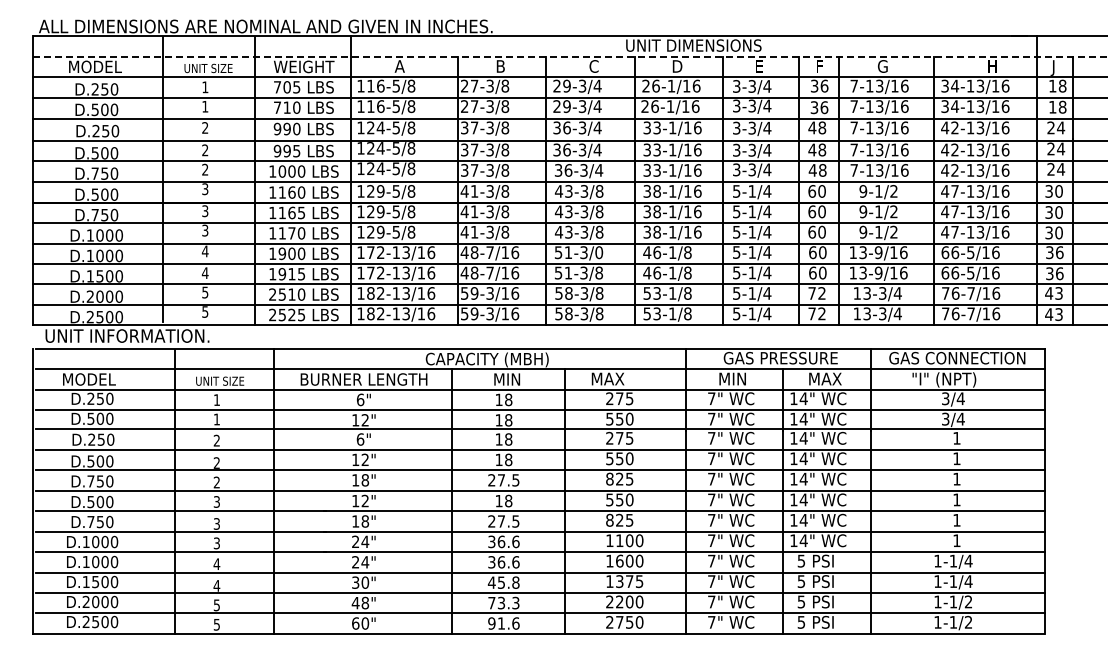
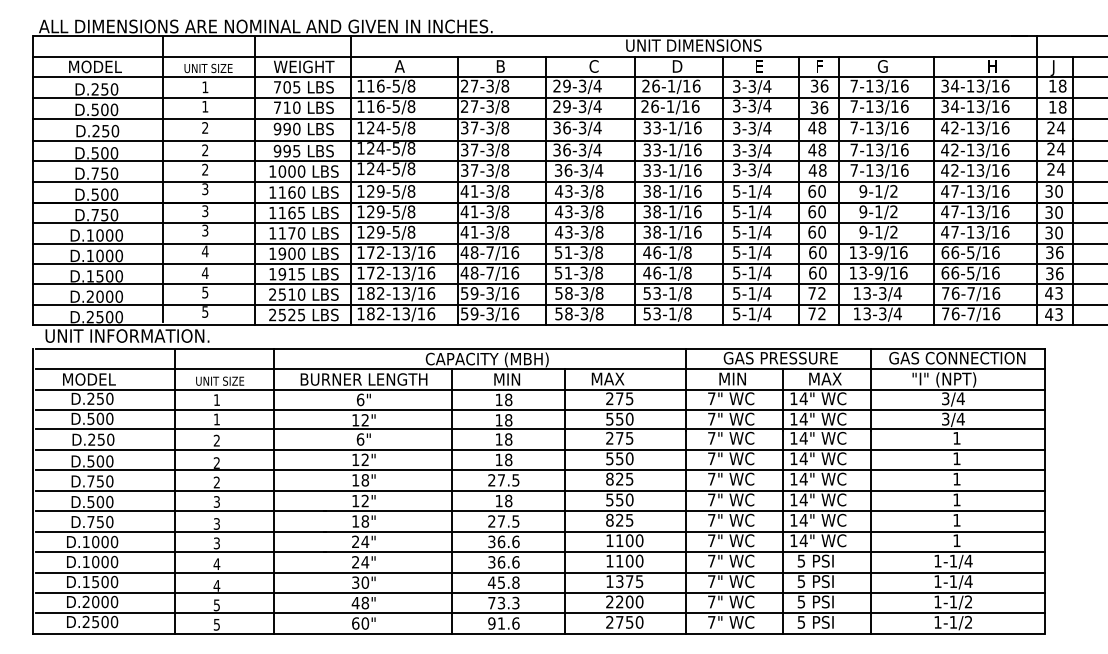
line: dashed -> solid (571, 56)
text: 51-3/0 -> 51-3/8 (599, 252)
text: 1600 -> 1100 (619, 560)
